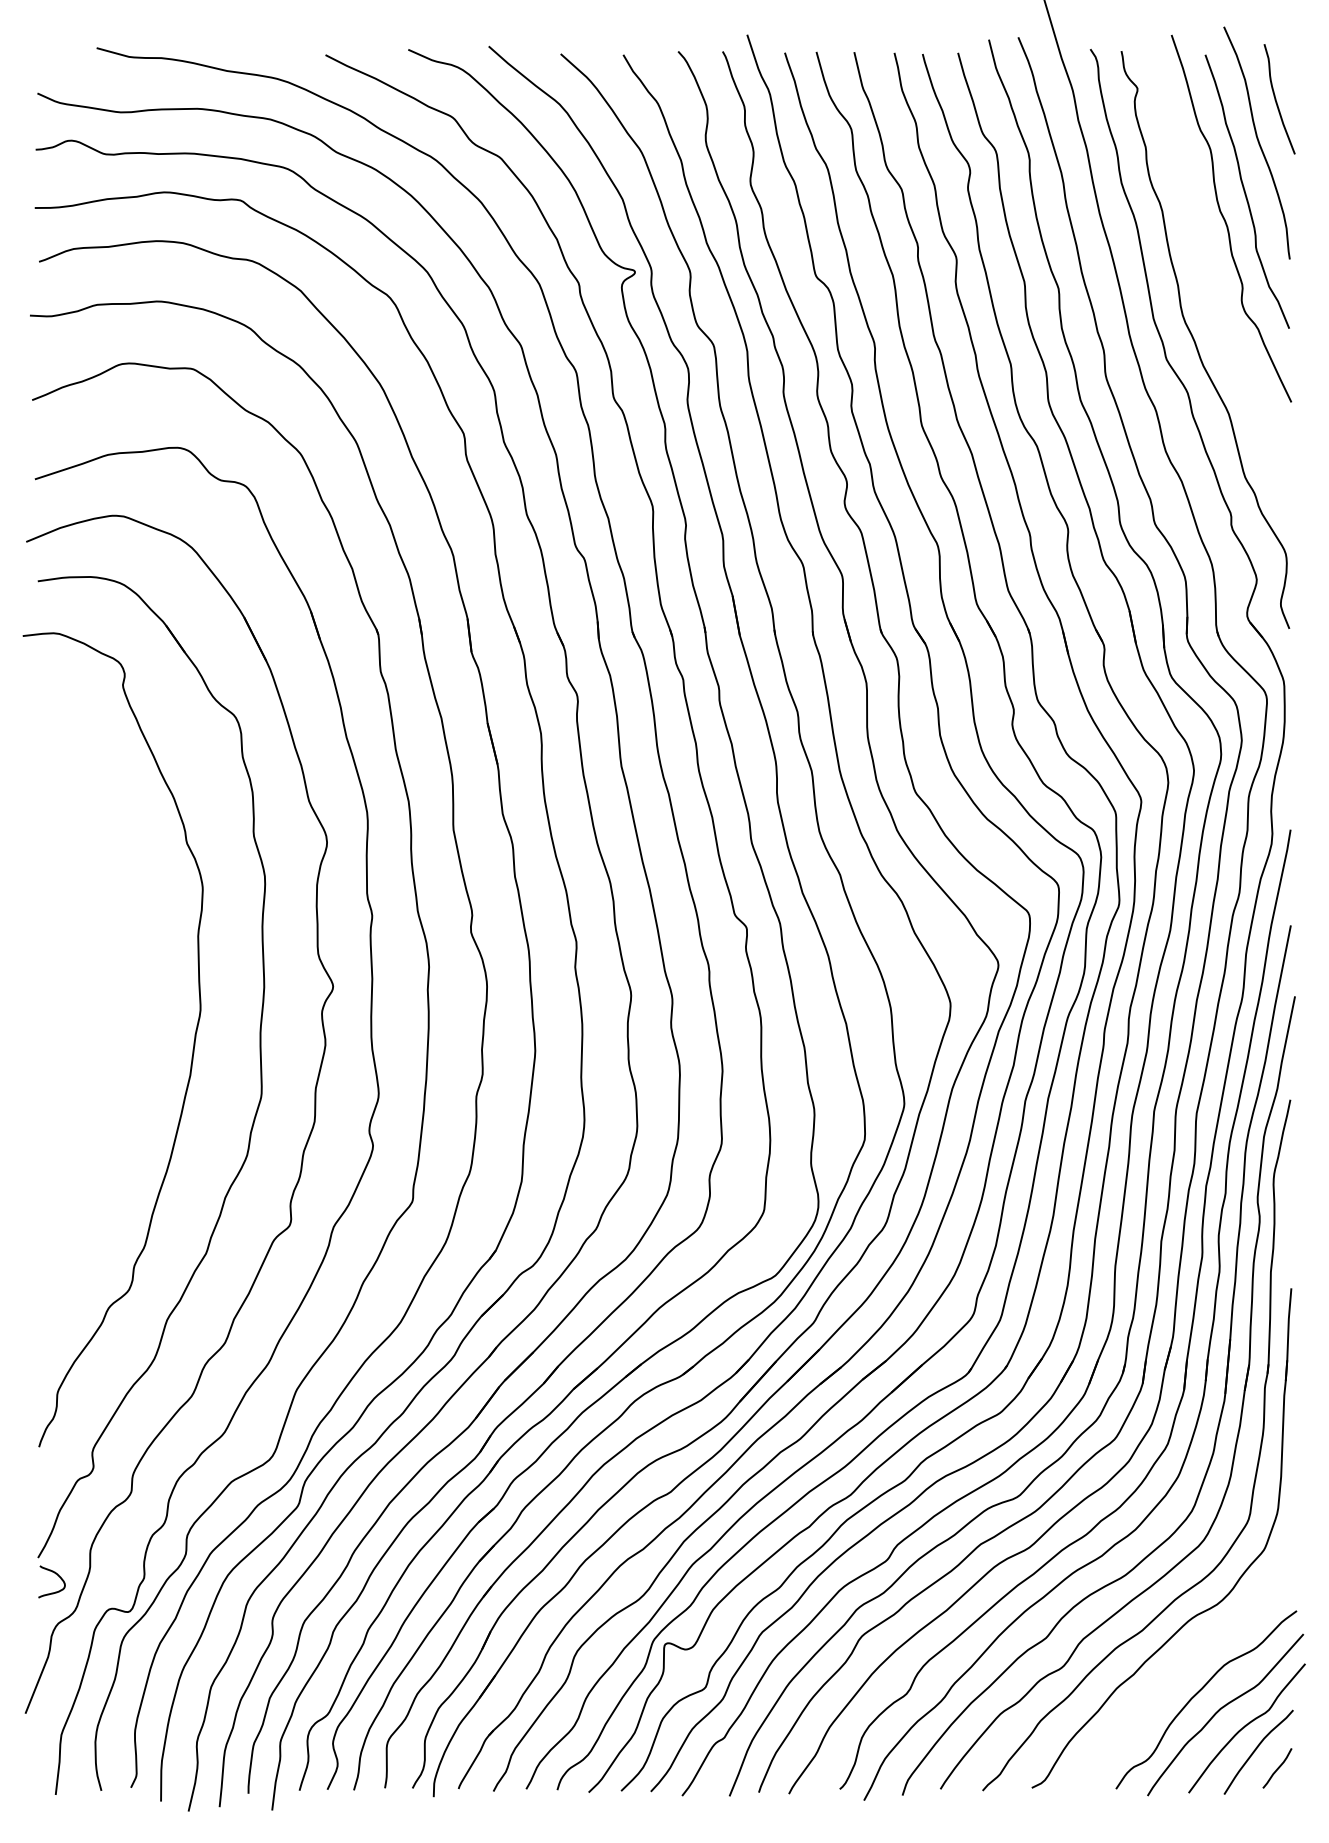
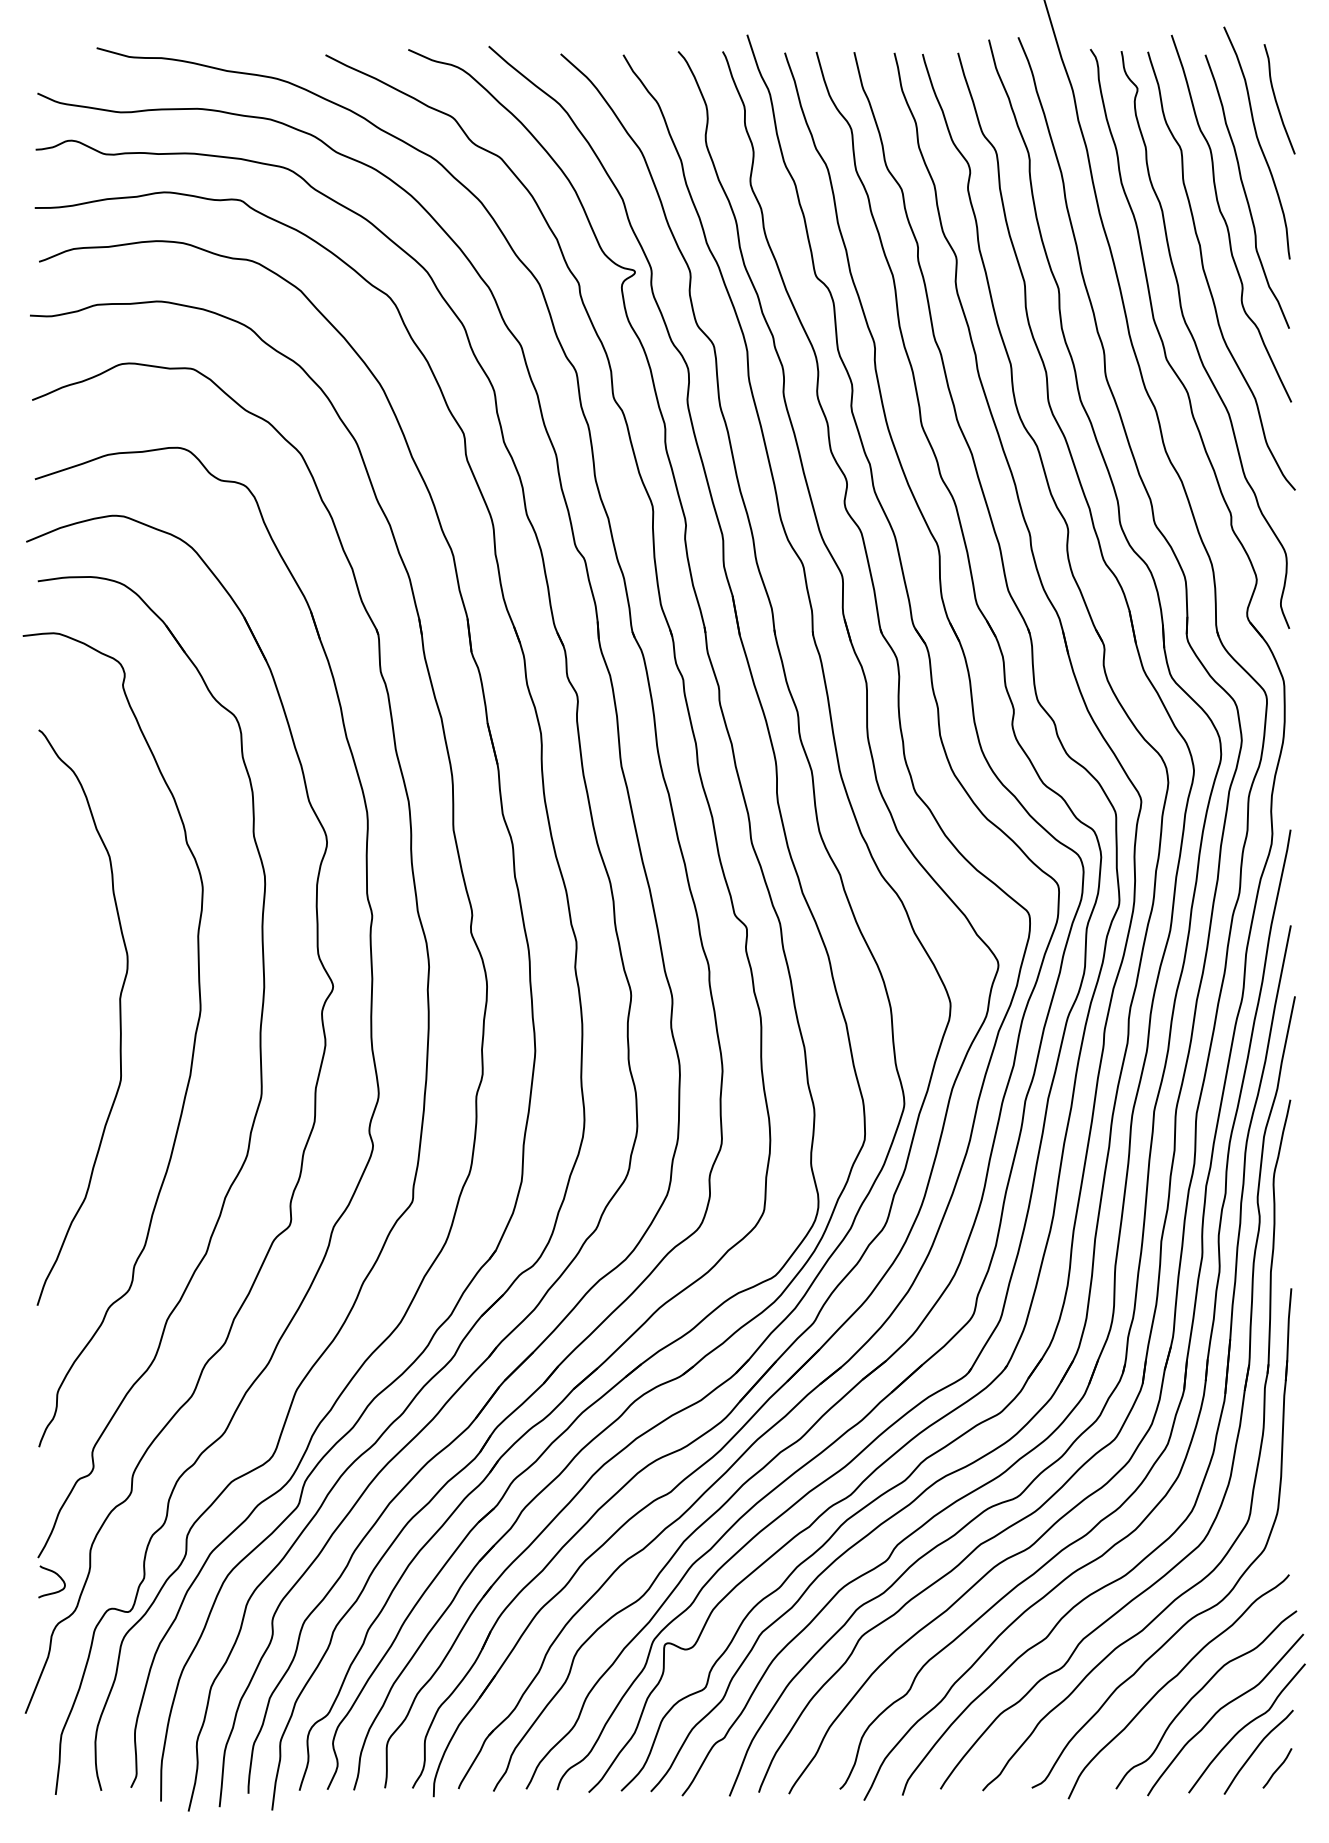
curve: none -> present (1206, 275)
curve: none -> present (119, 1017)
curve: none -> present (1172, 1680)
